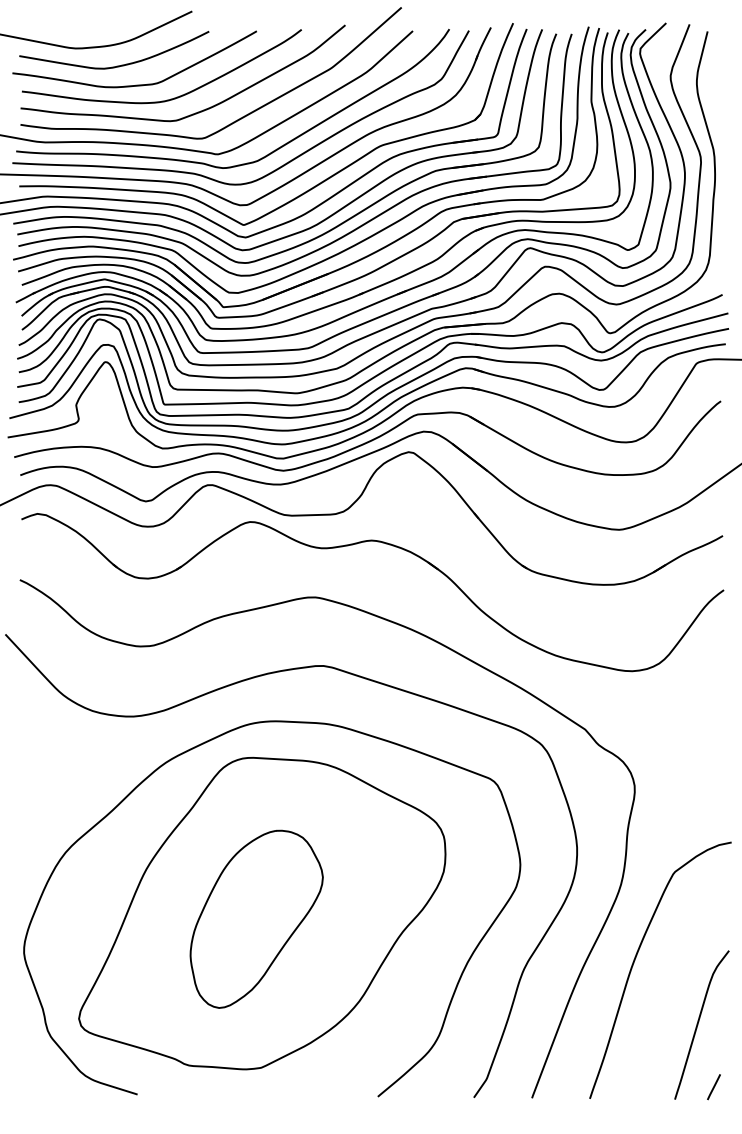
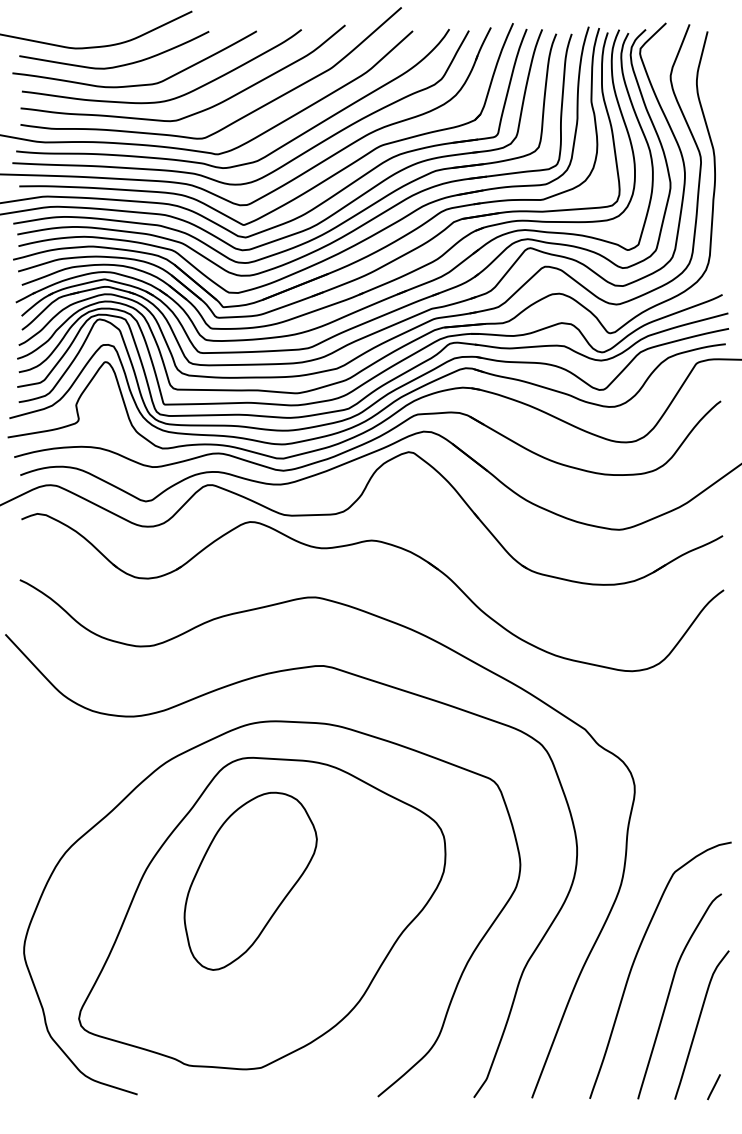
part position: (256, 918) -> (250, 880) (250, 880)
curve: none -> present (670, 992)
